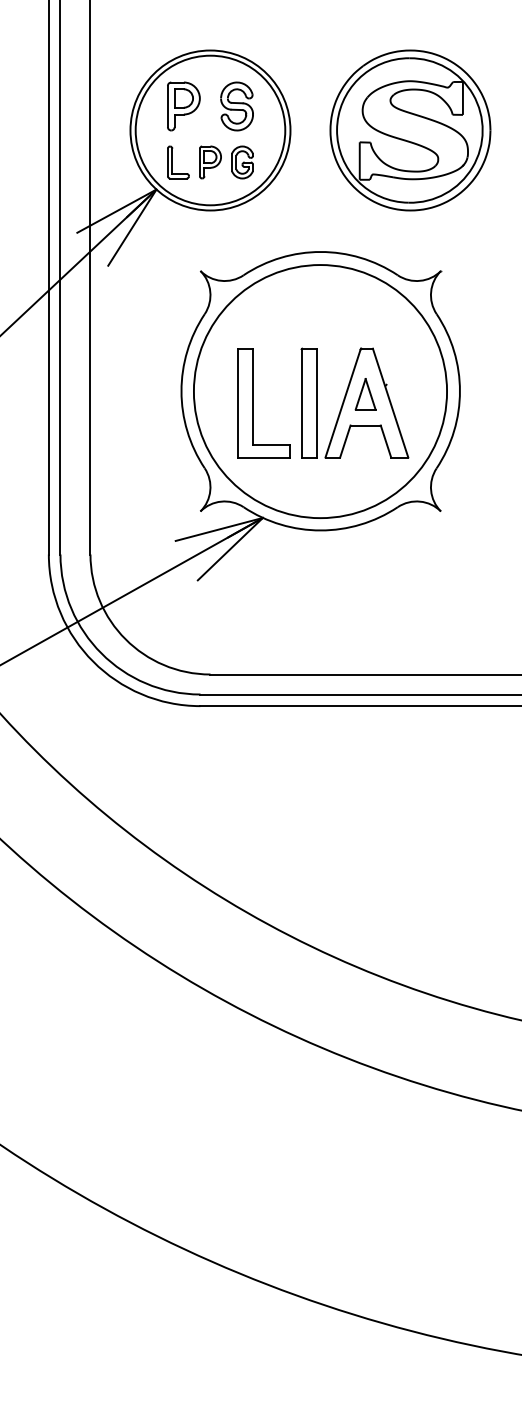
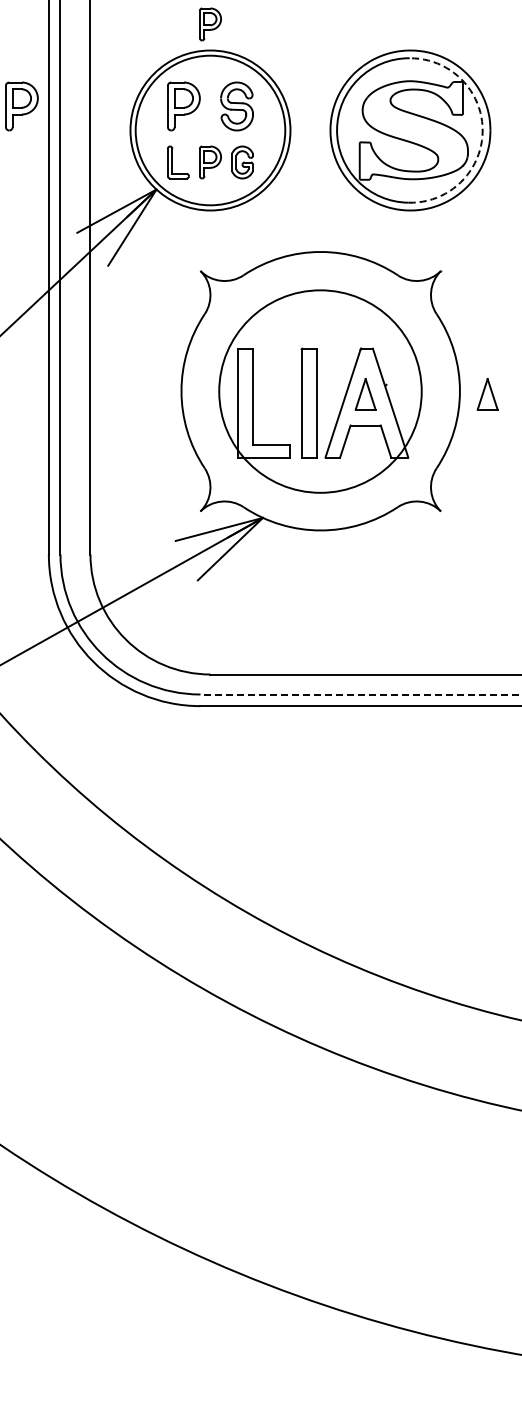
part: none -> present (210, 24)
part: none -> present (21, 106)
arc: solid -> dashed (482, 131)
circle diameter: 253 px -> 202 px (320, 391)
part: none -> present (487, 394)
line: solid -> dashed (360, 694)
